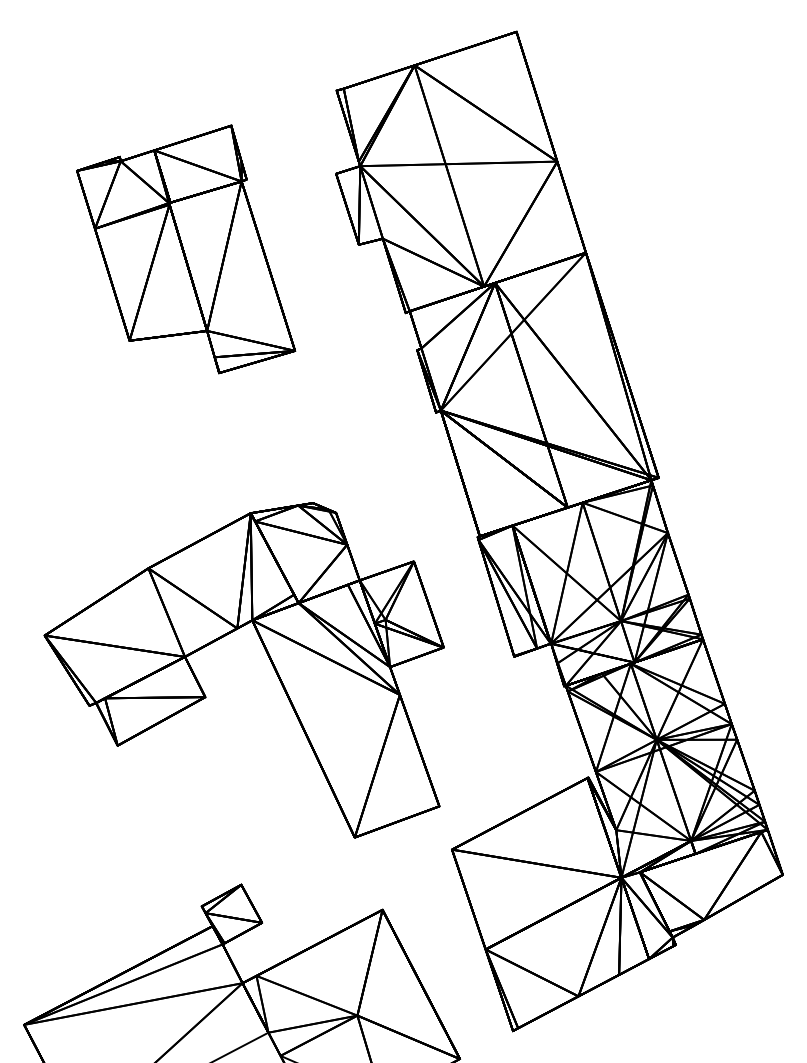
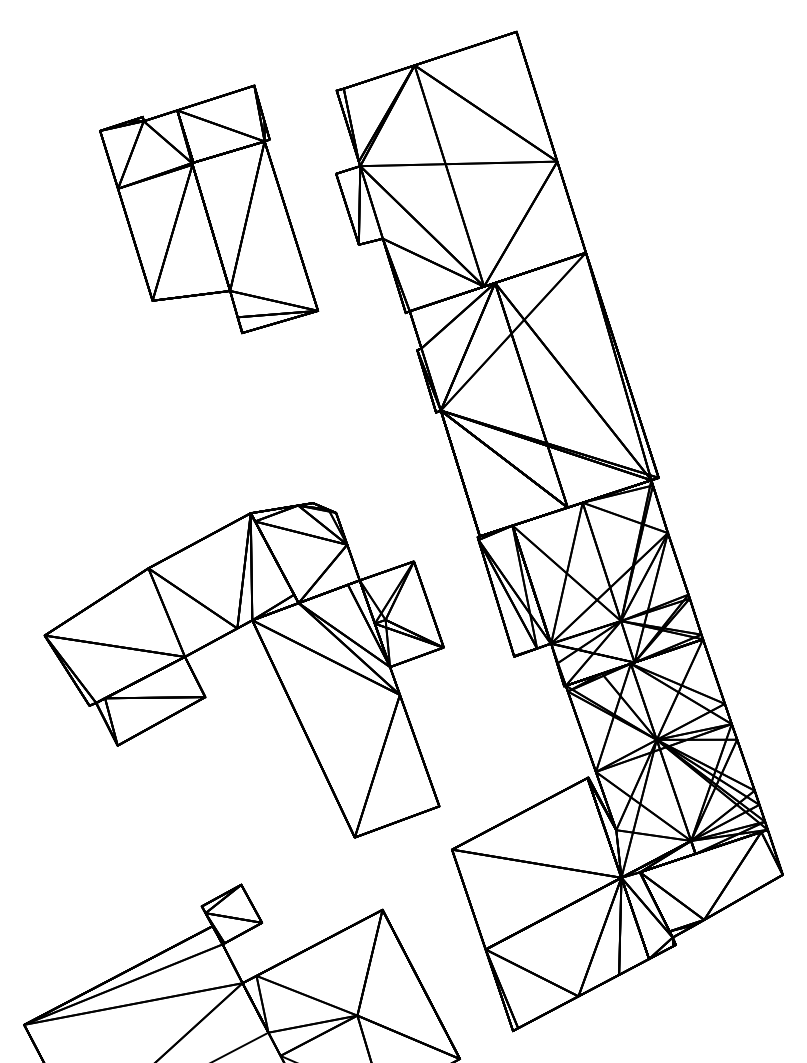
part position: (186, 249) -> (209, 209) (209, 209)
